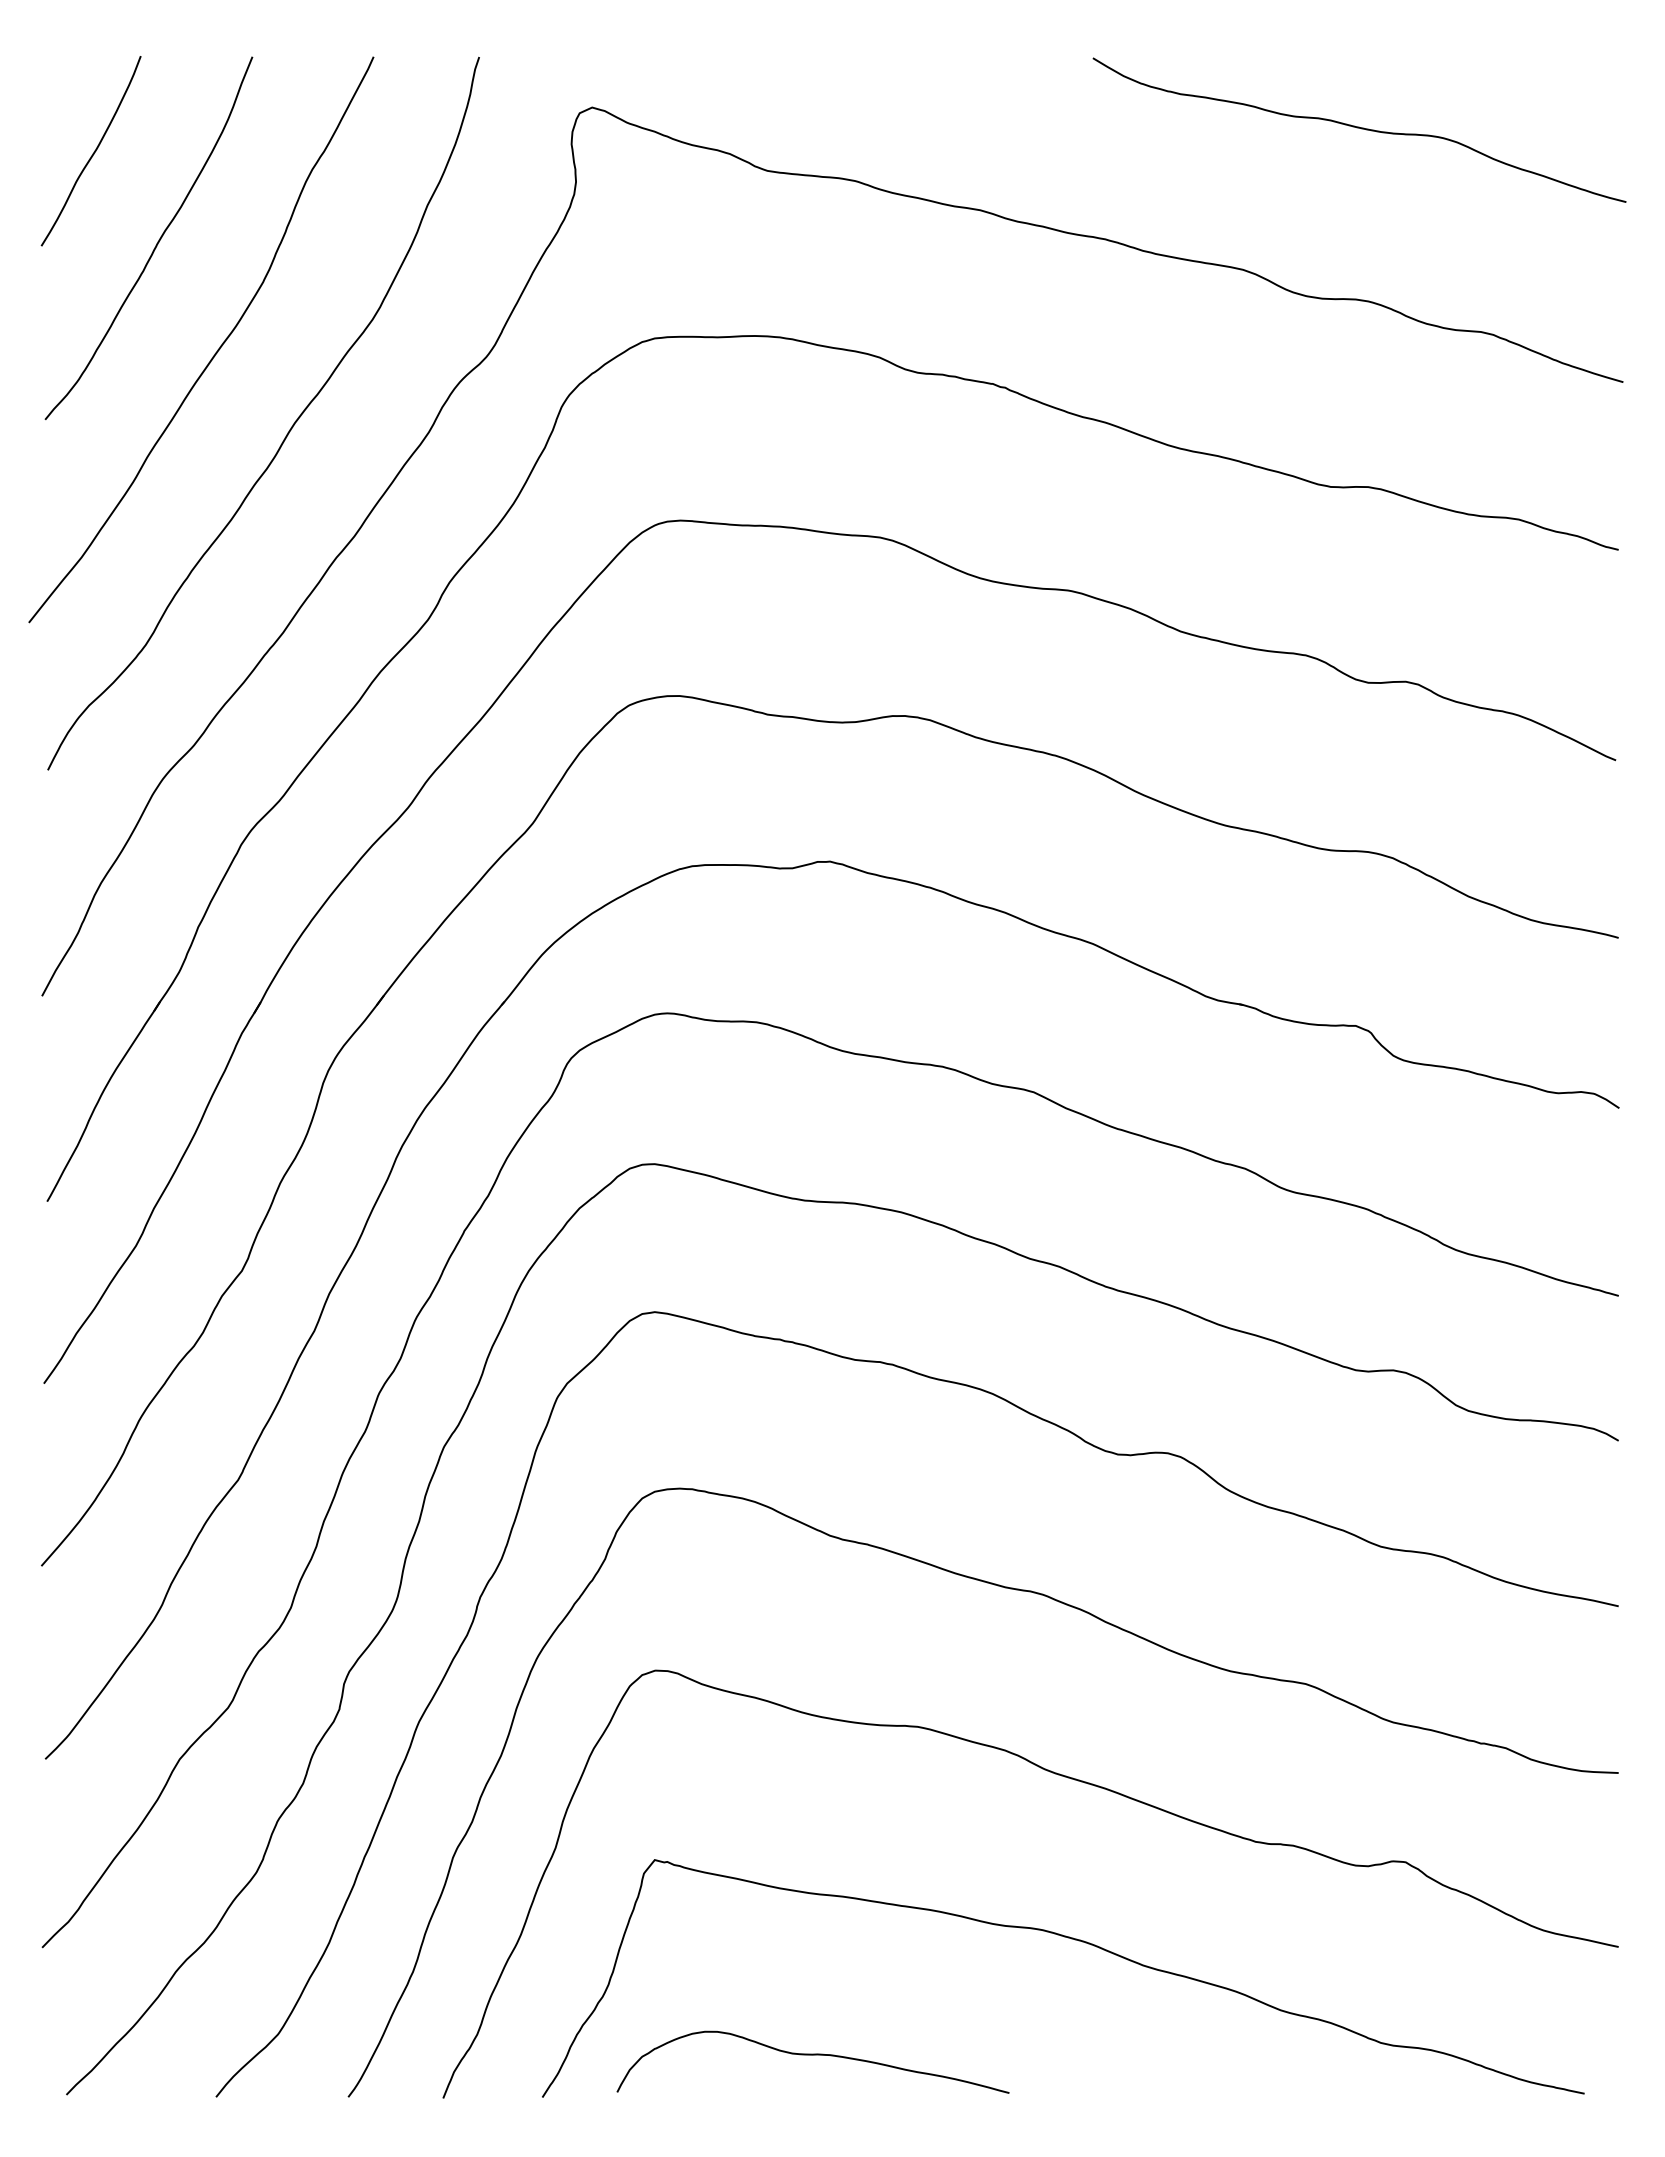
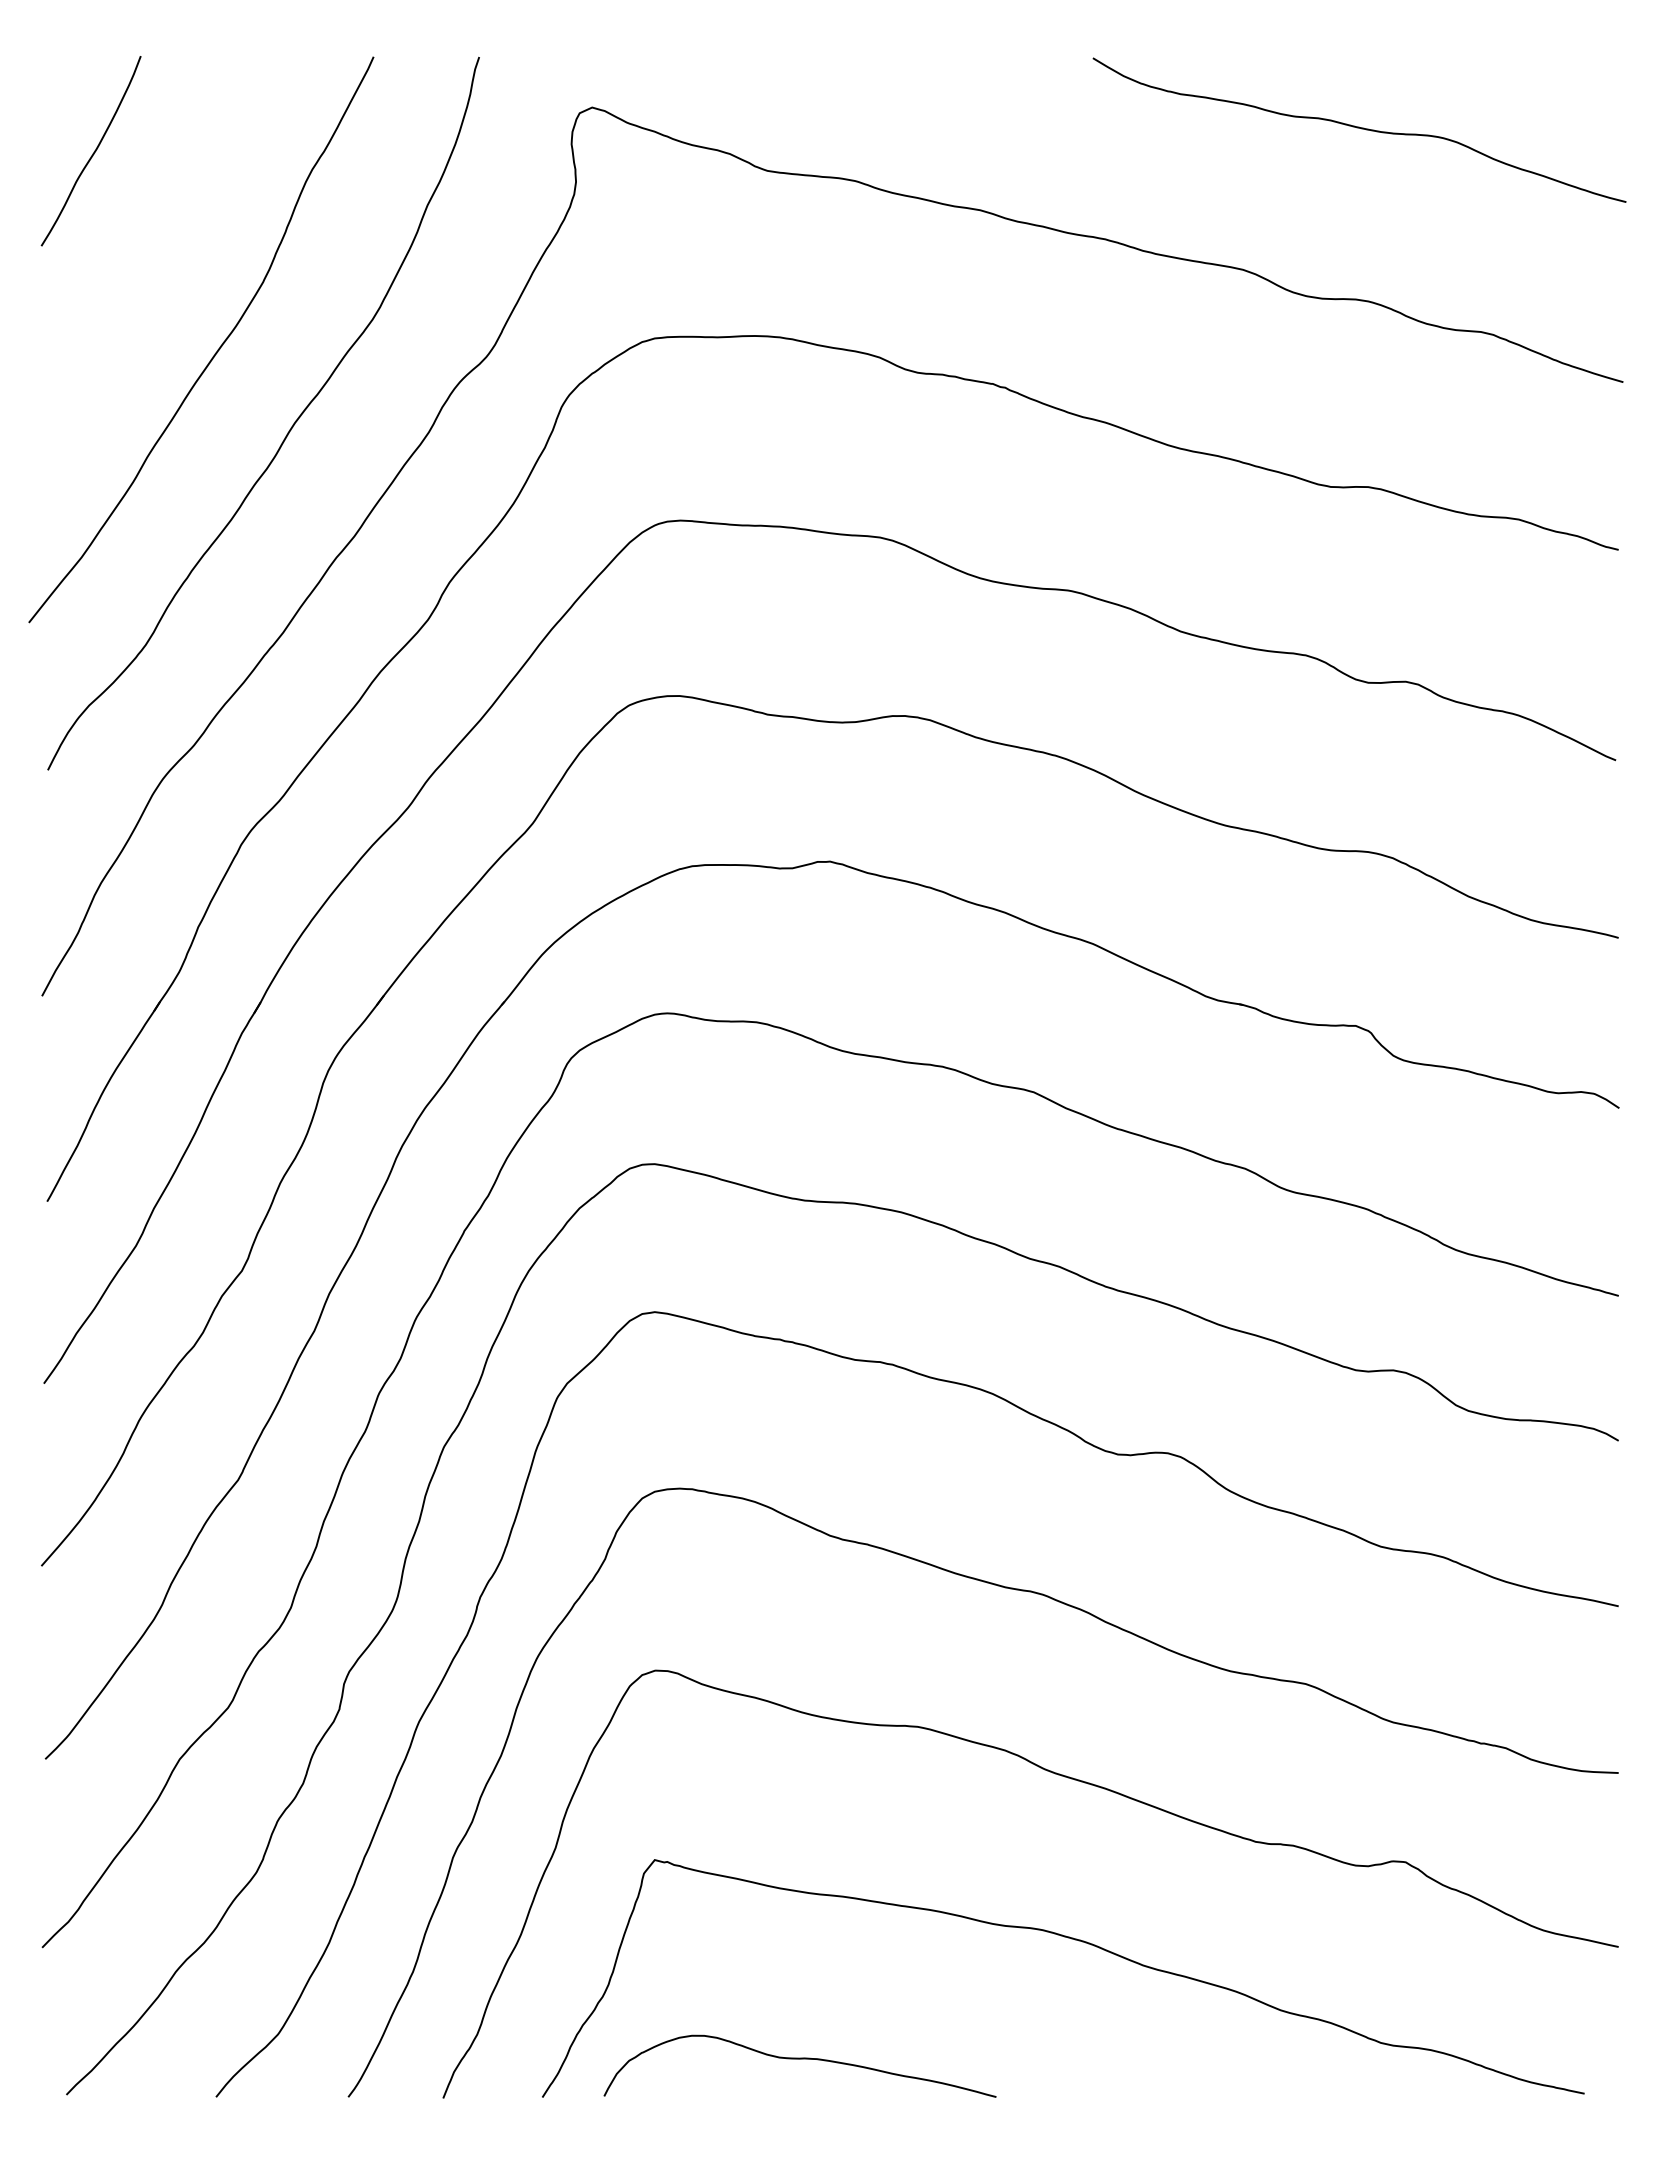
curve: present -> none (157, 241)
curve position: (812, 2055) -> (799, 2059) (799, 2059)
